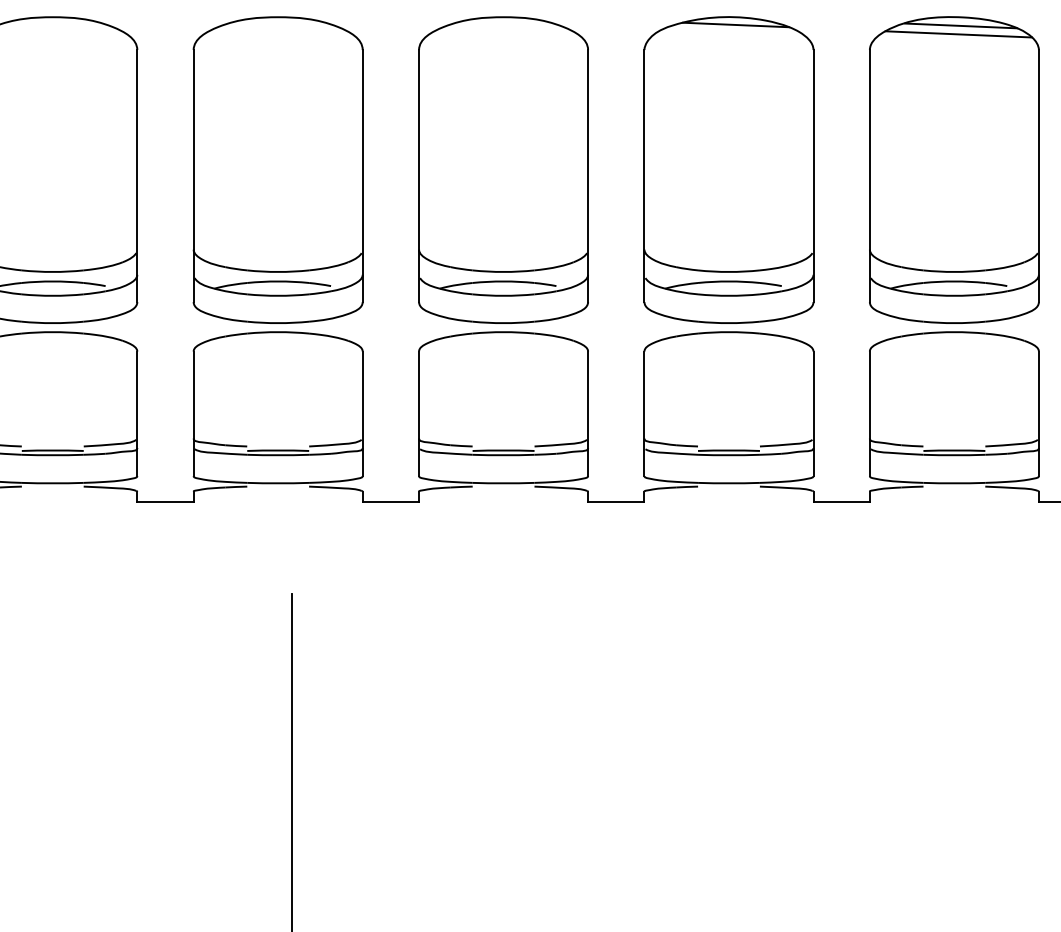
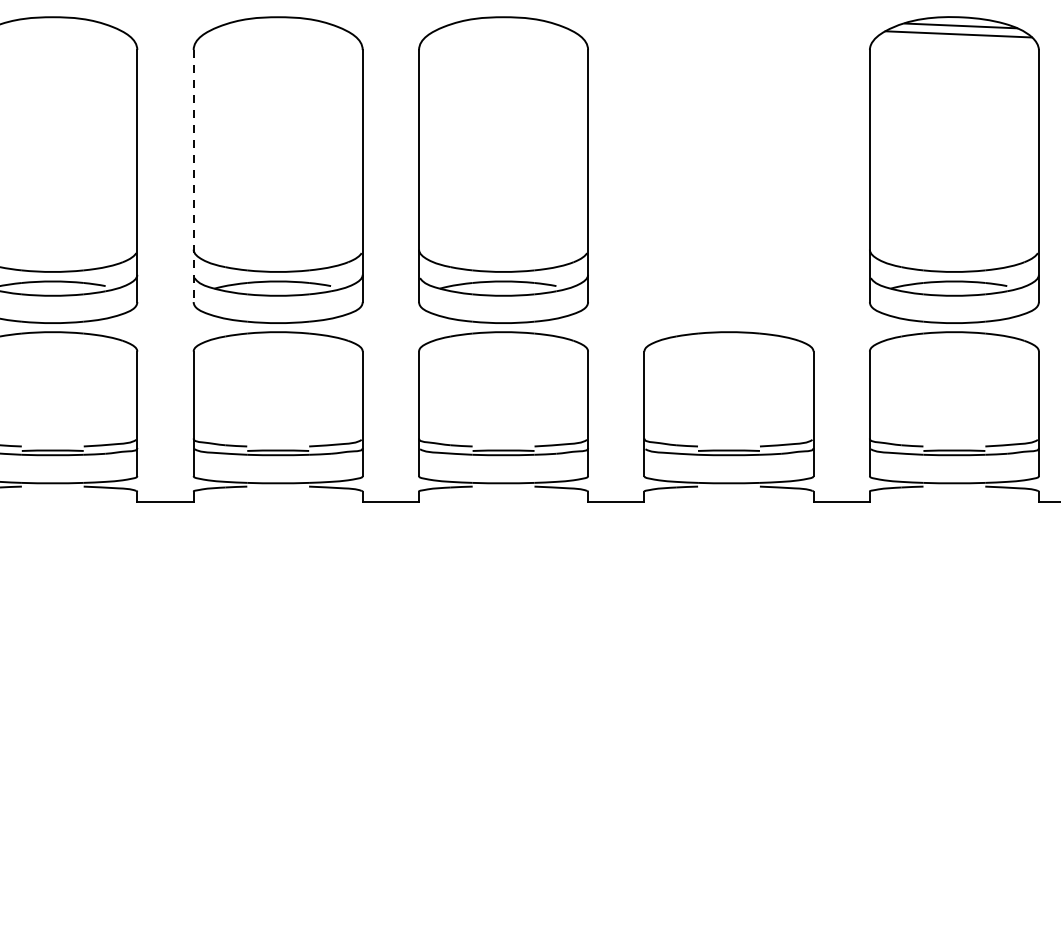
part: present -> none (728, 169)
line: solid -> dashed (193, 176)
line: present -> none (291, 761)
